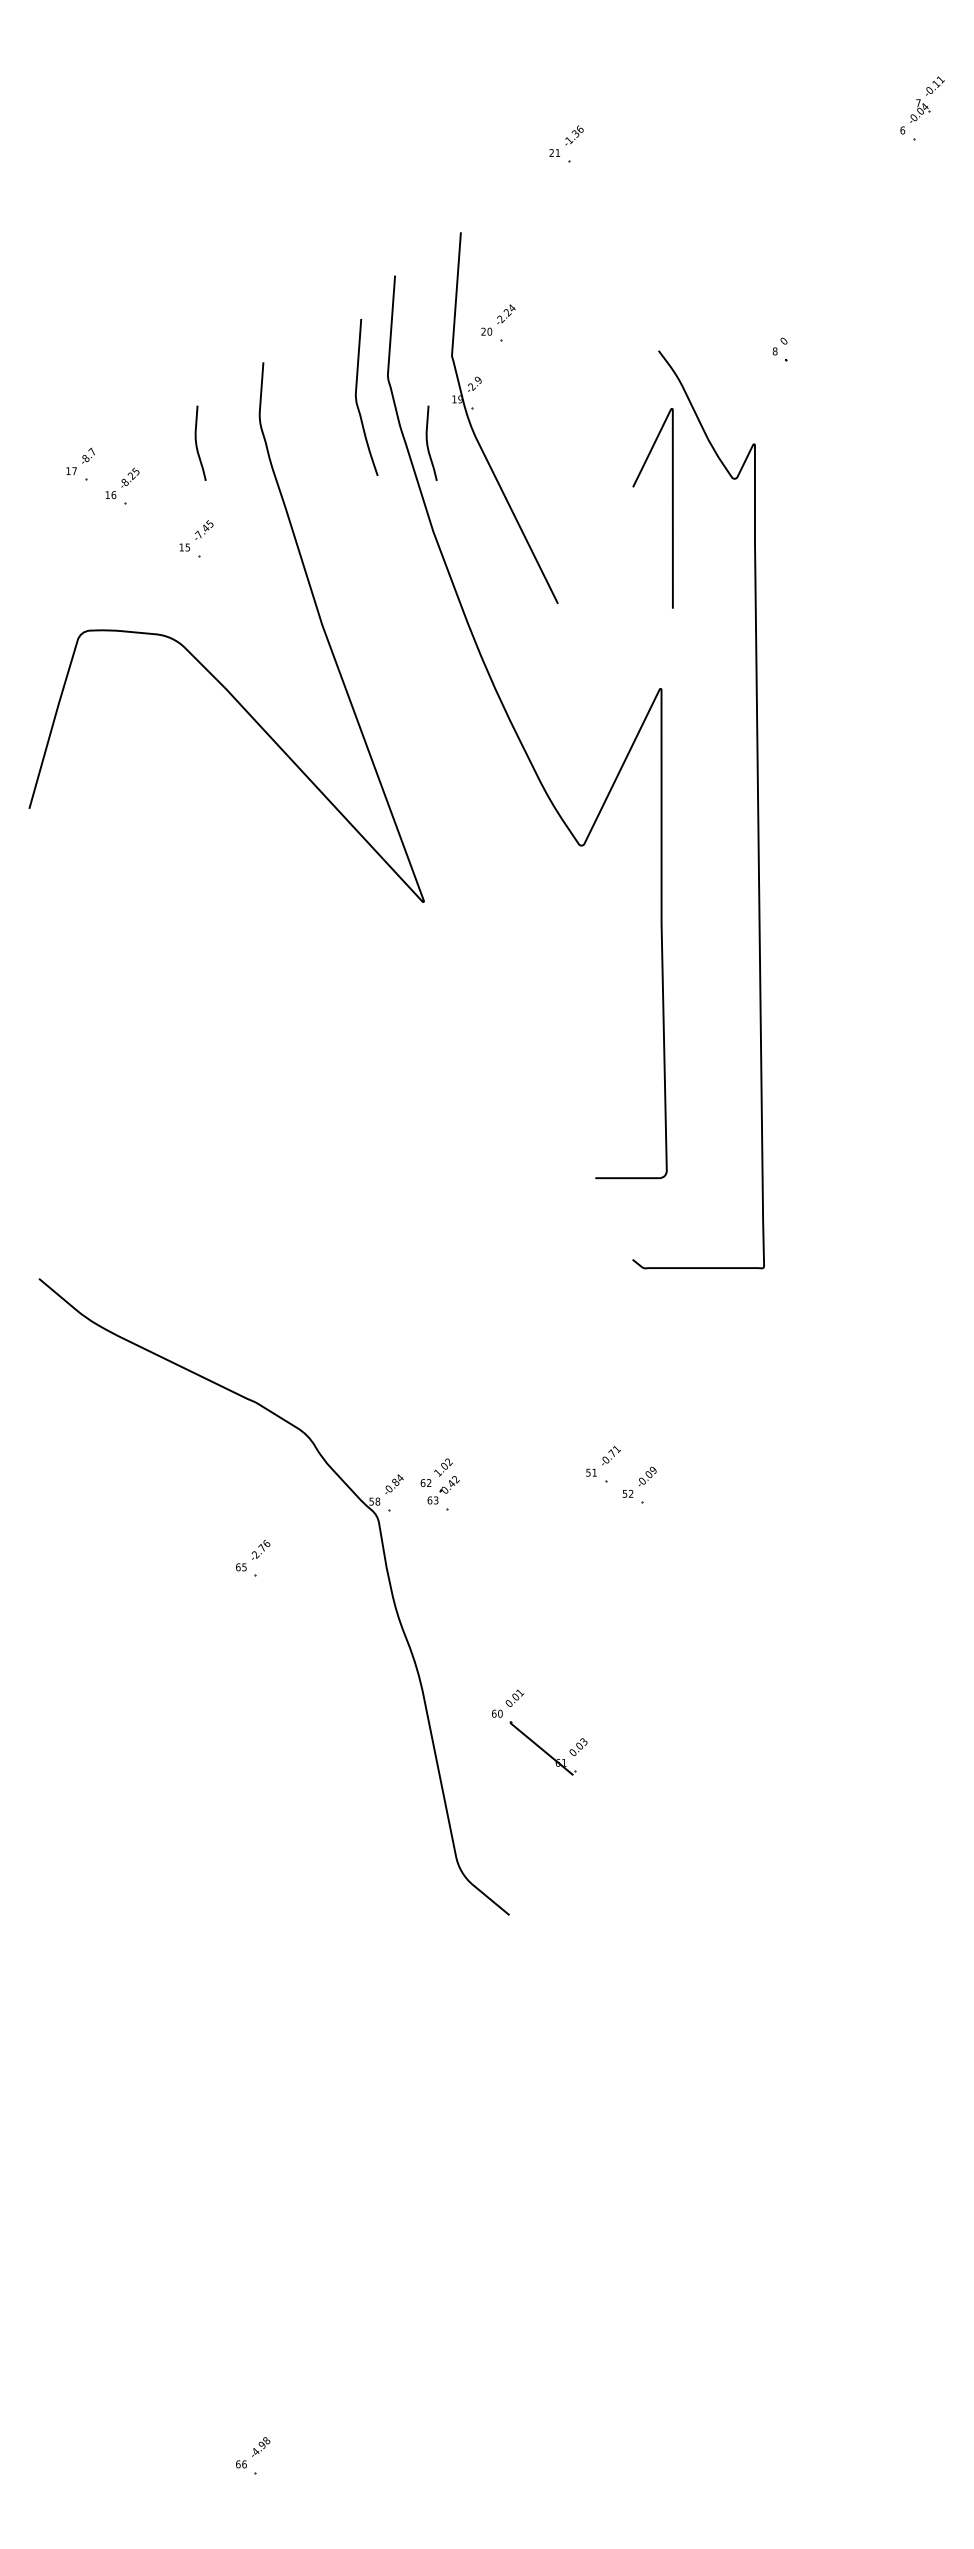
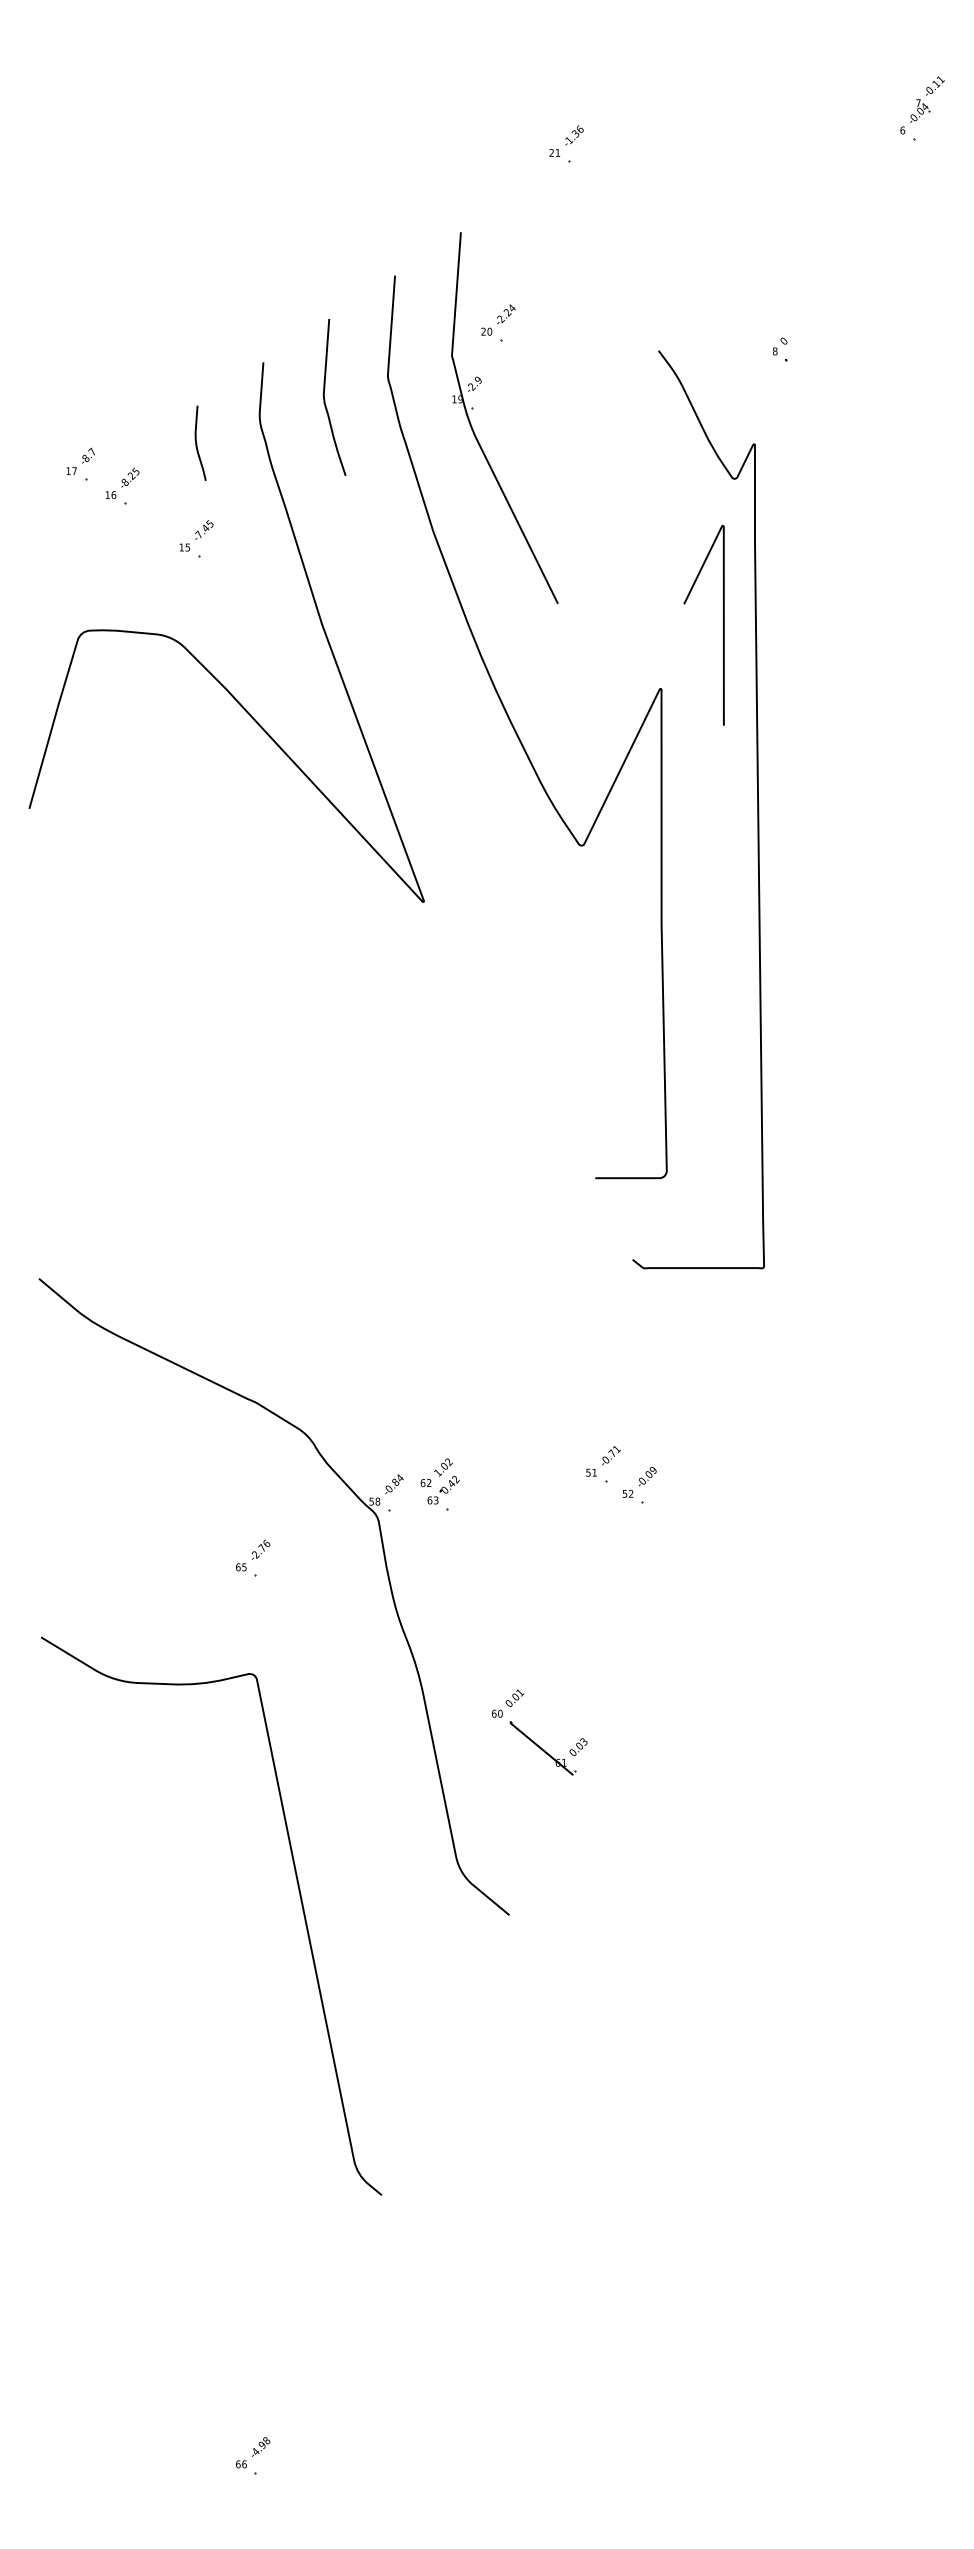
curve position: (357, 399) -> (325, 399) (325, 399)
curve: present -> none (428, 443)
curve position: (672, 508) -> (723, 625) (723, 625)
curve: none -> present (299, 1896)
